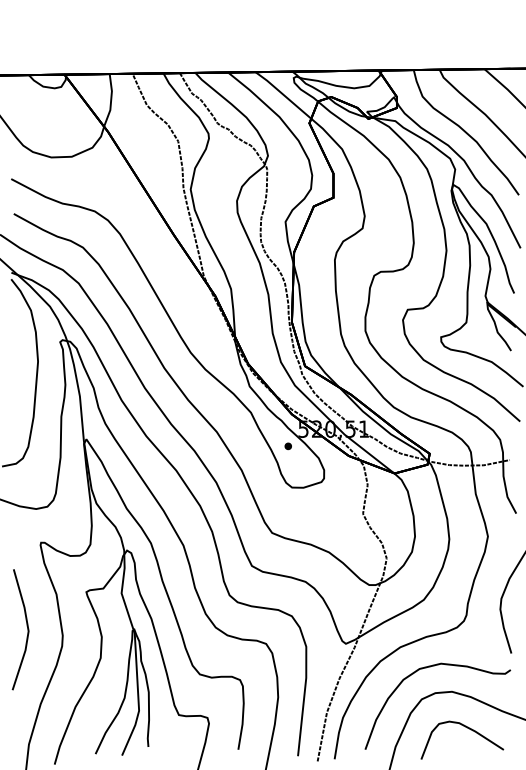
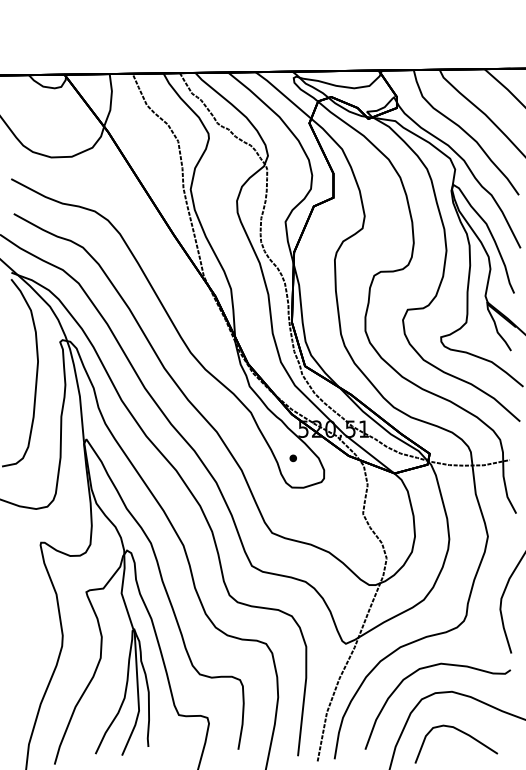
part position: (287, 446) -> (292, 458) (292, 458)
line: present -> none (26, 626)
curve position: (467, 728) -> (461, 732) (461, 732)
